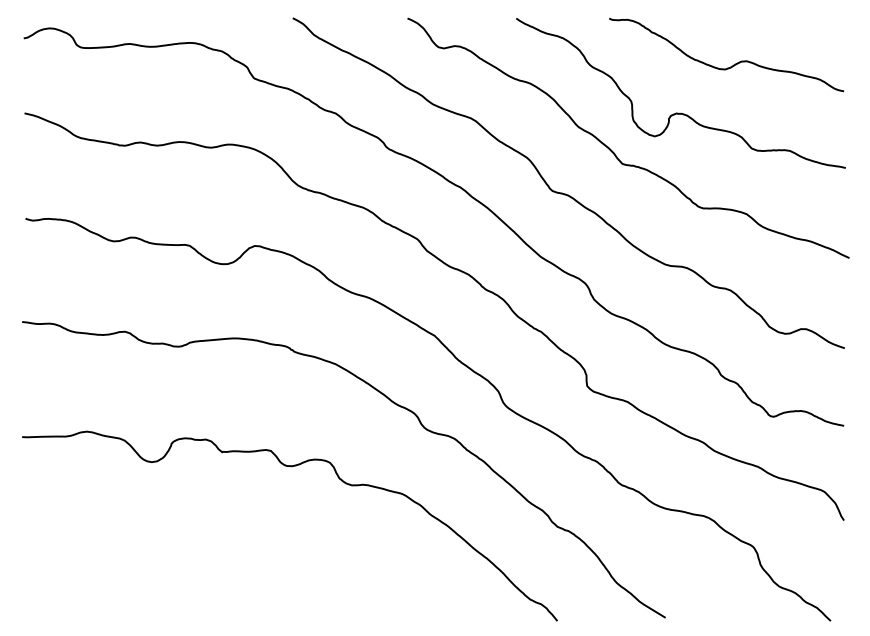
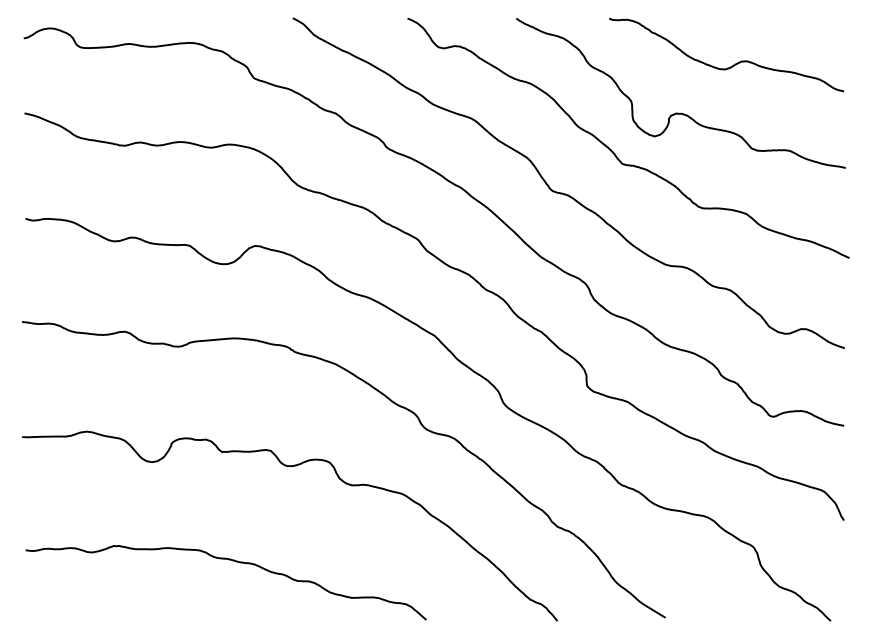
curve: none -> present (232, 561)
